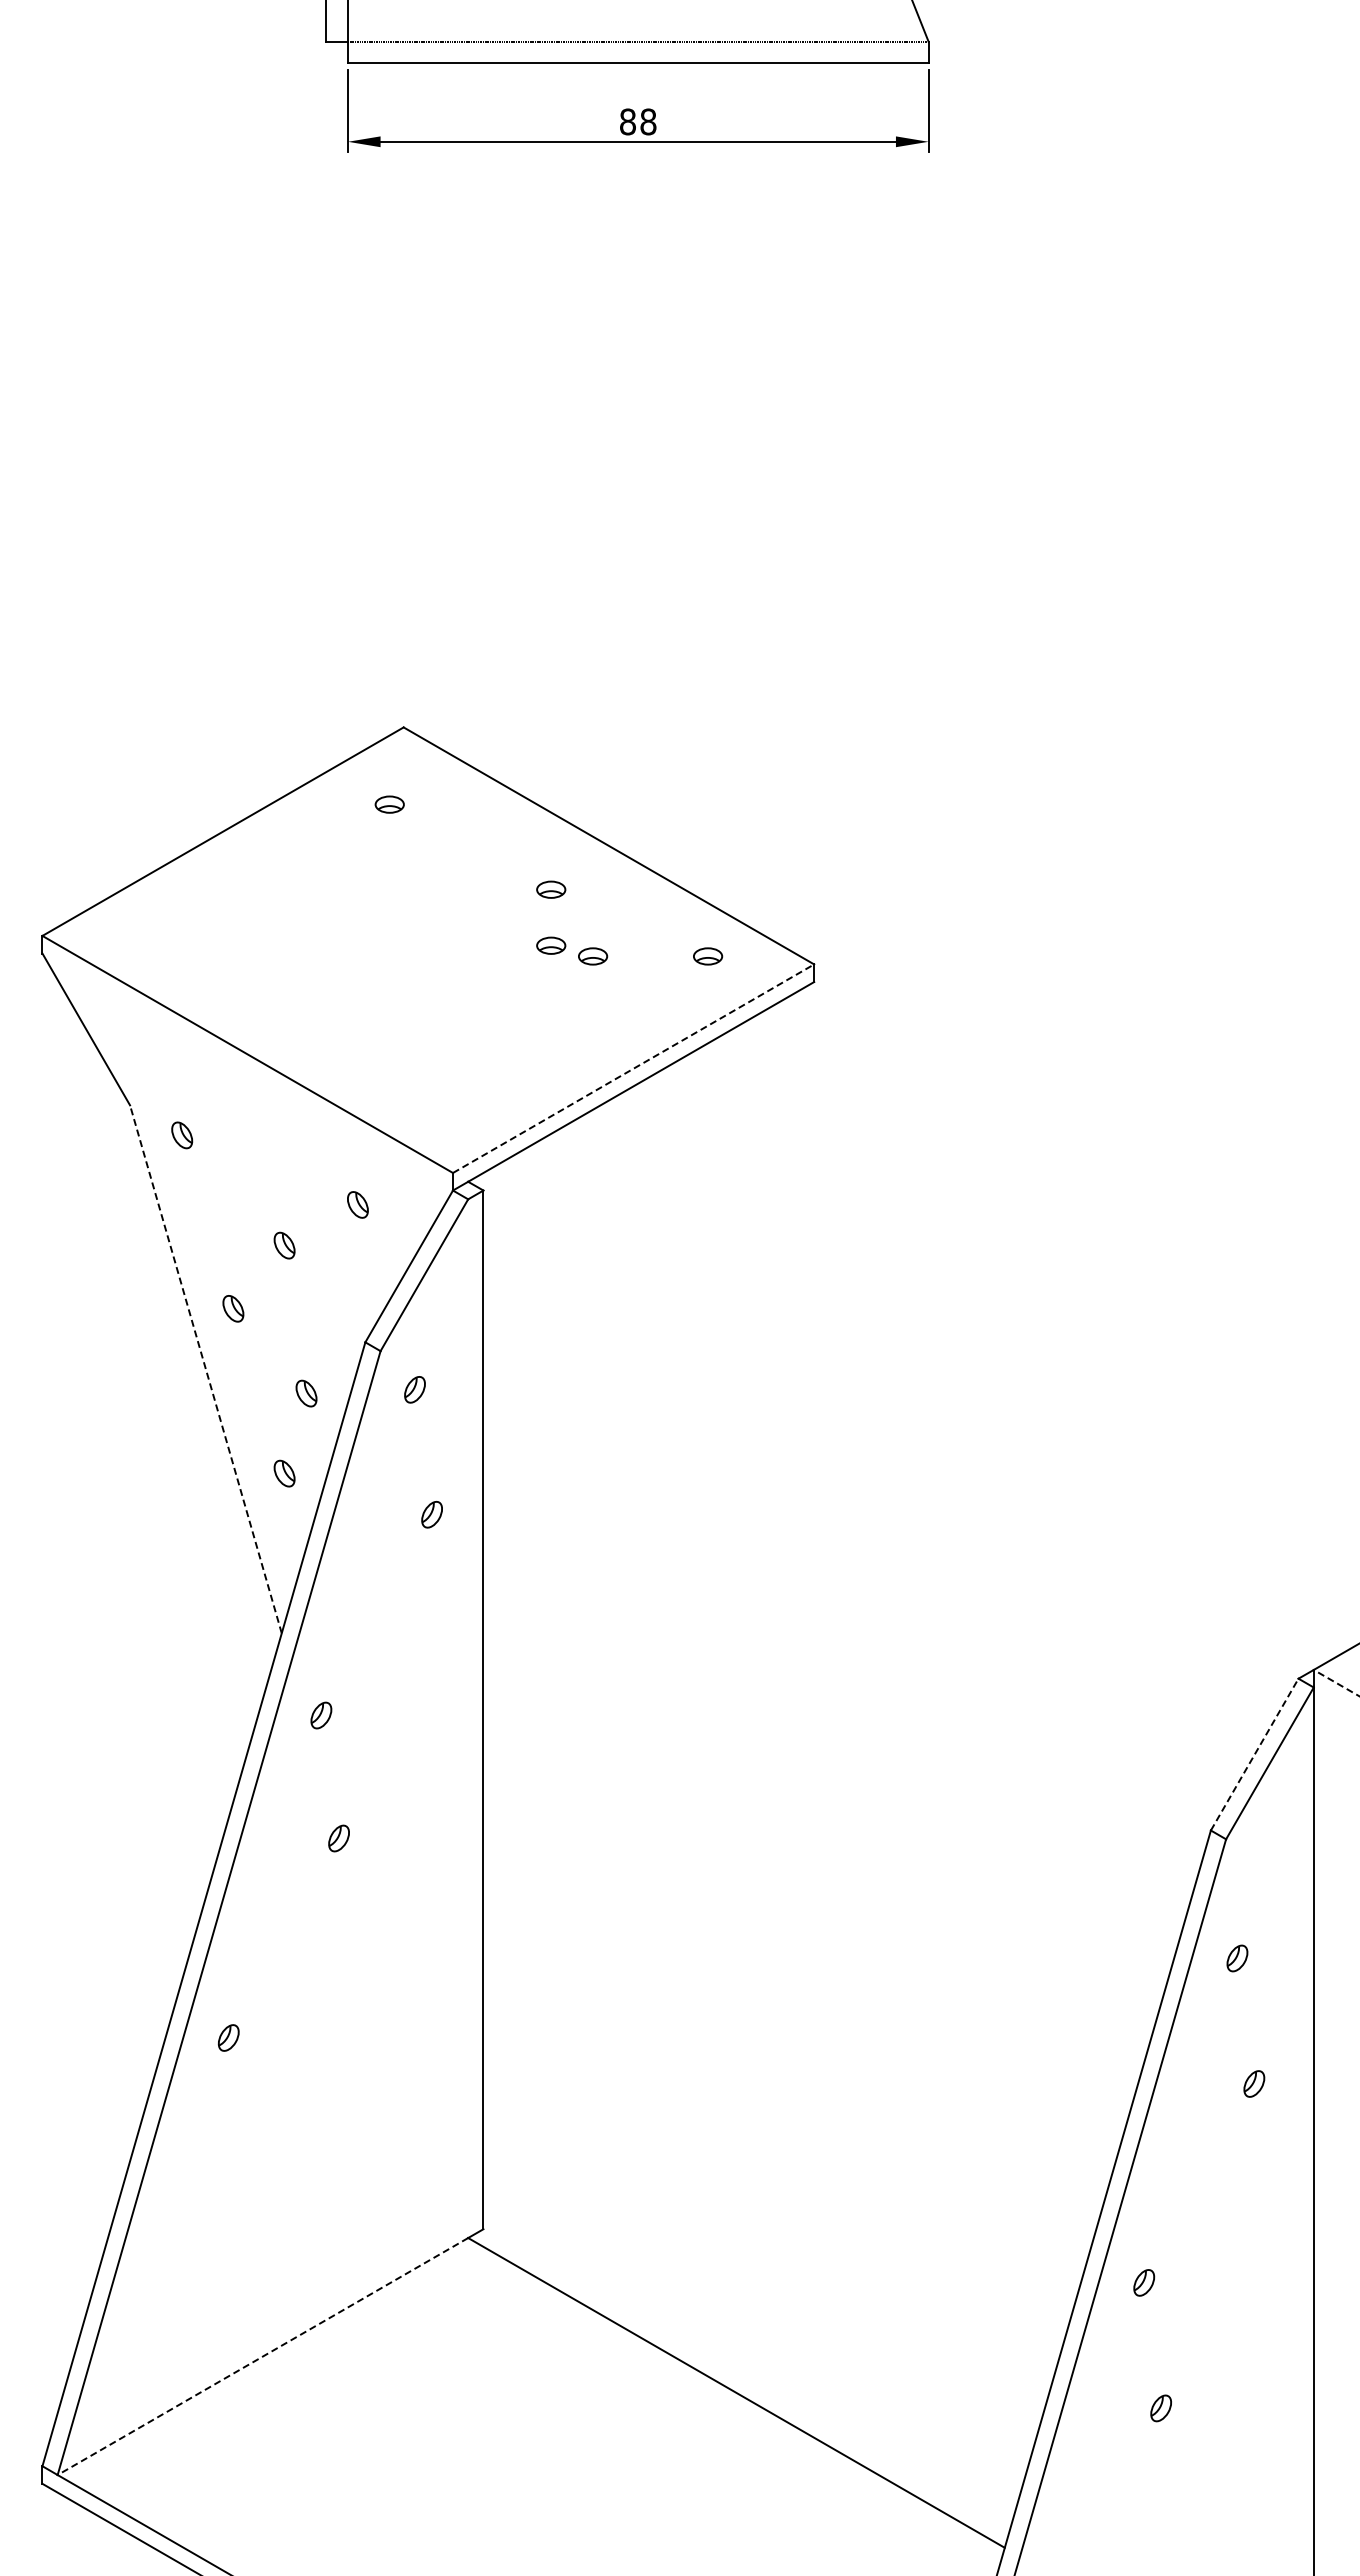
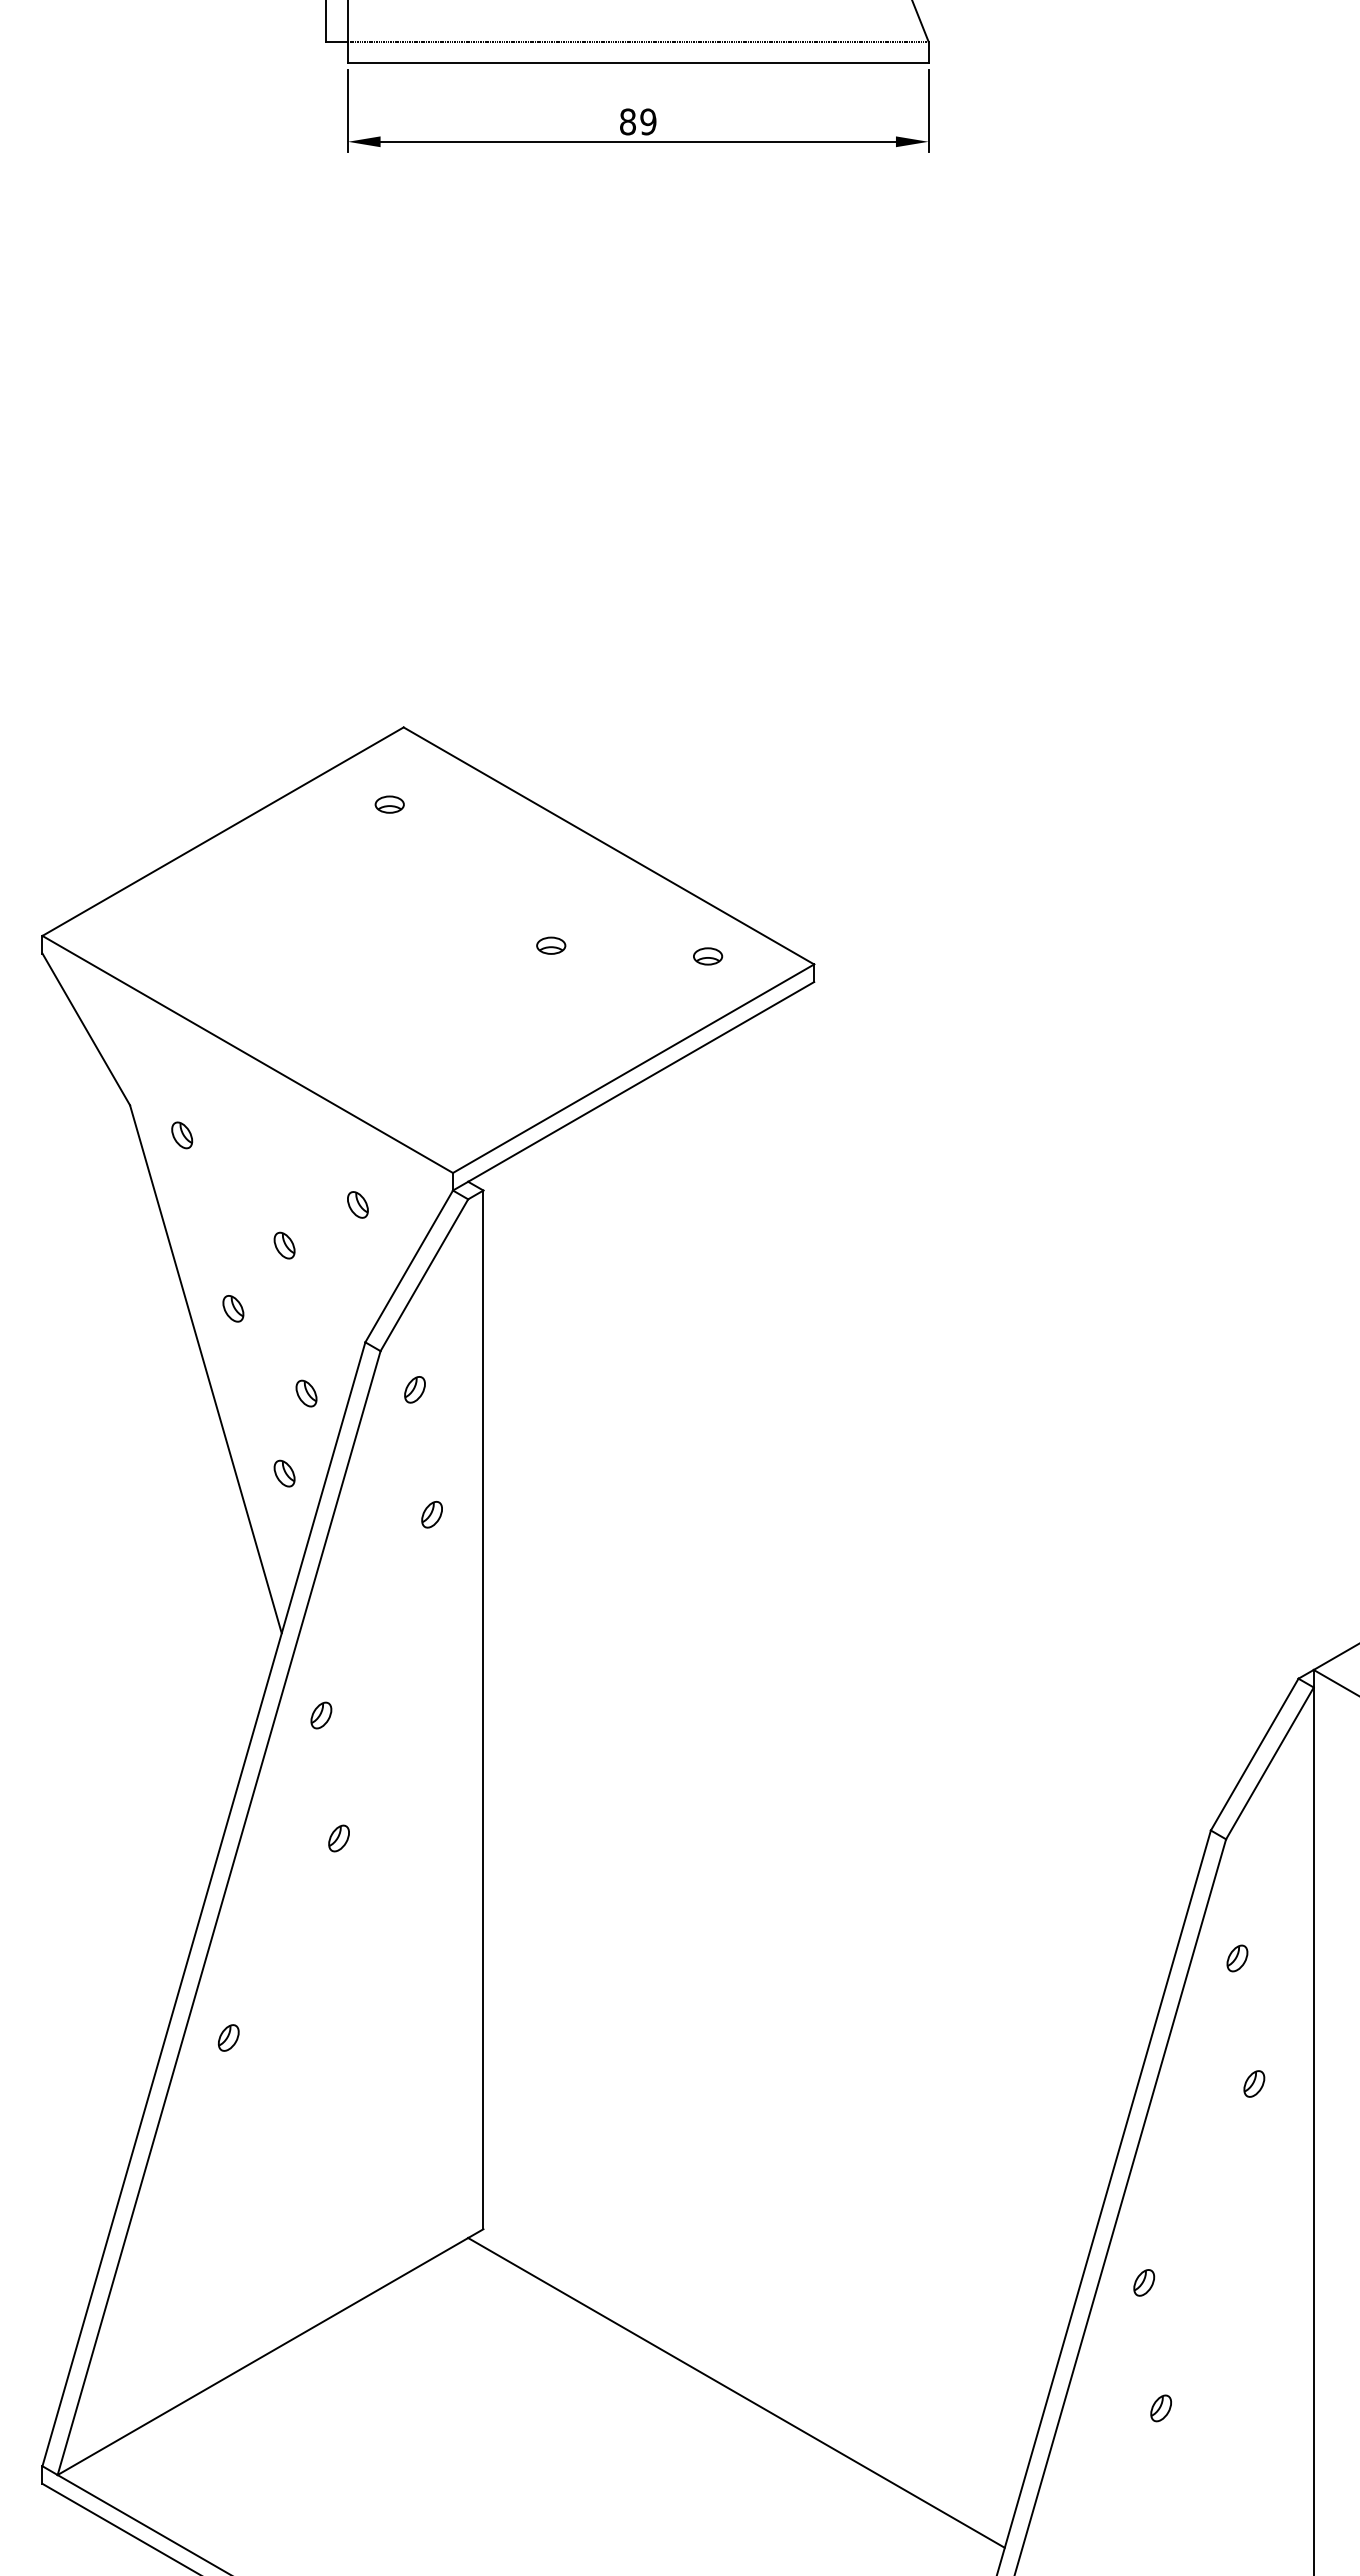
text: 88 -> 89 (648, 121)
part: present -> none (551, 889)
part: present -> none (593, 956)
line: dashed -> solid (633, 1068)
line: dashed -> solid (205, 1369)
line: dashed -> solid (1336, 1682)
line: dashed -> solid (1254, 1754)
line: dashed -> solid (262, 2356)
